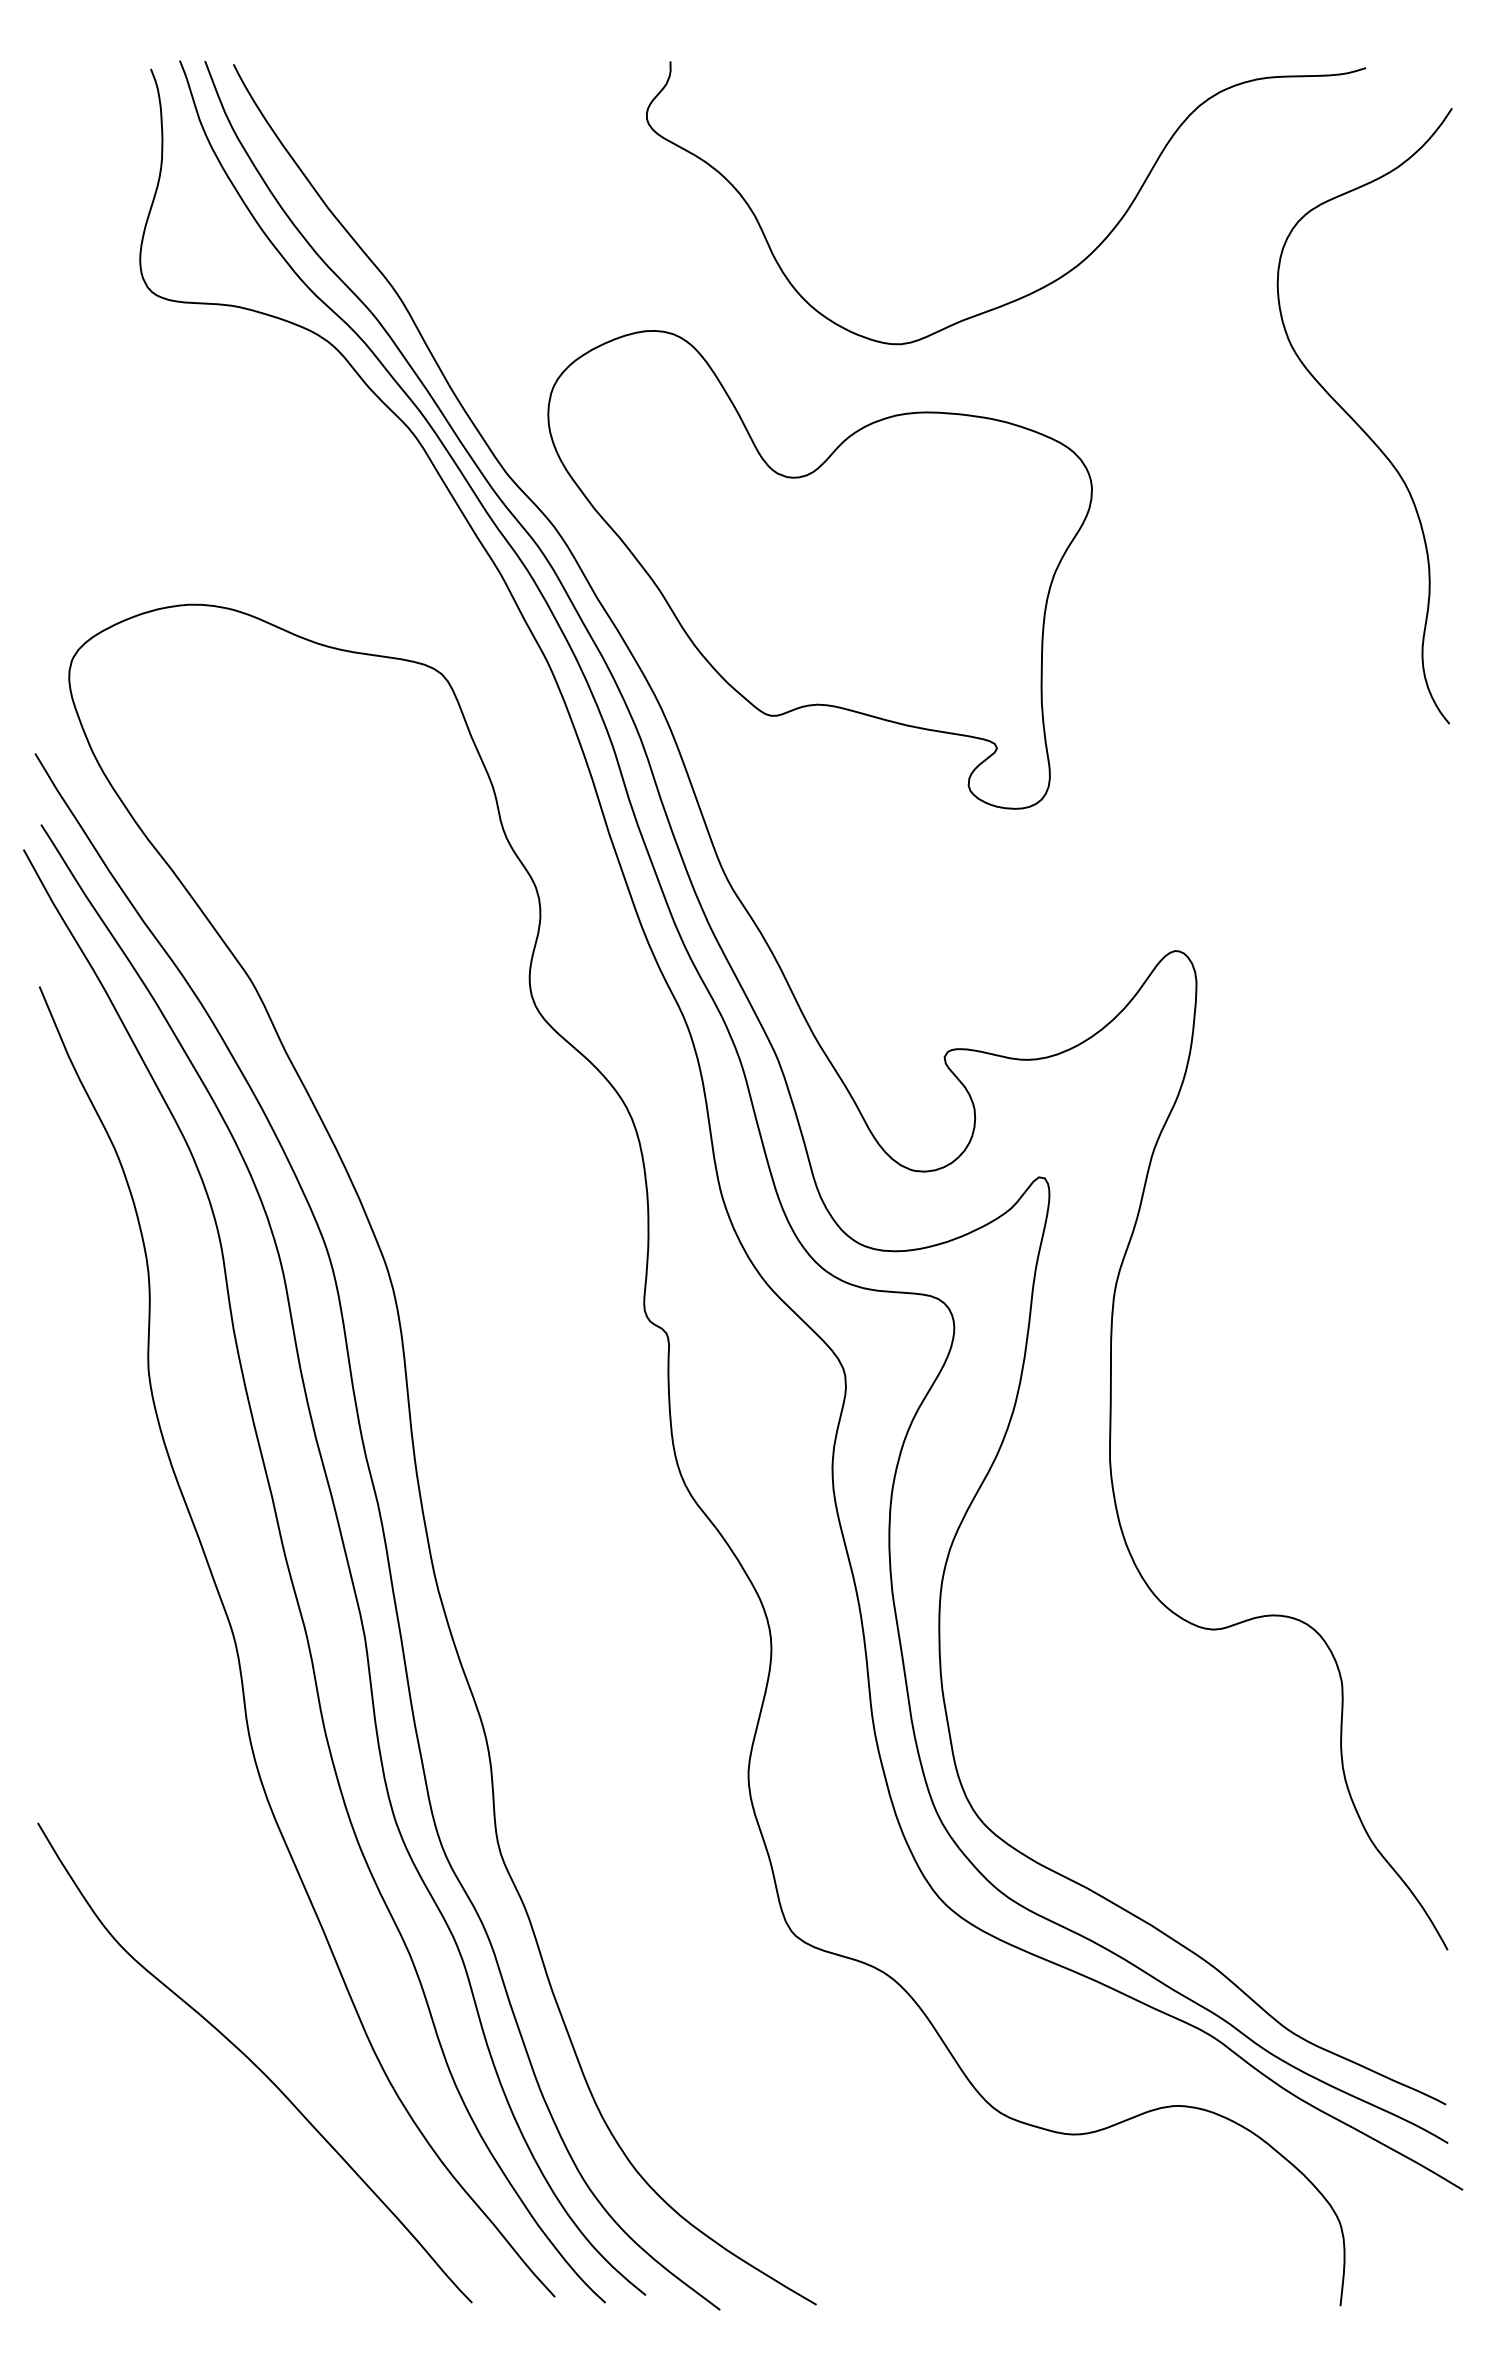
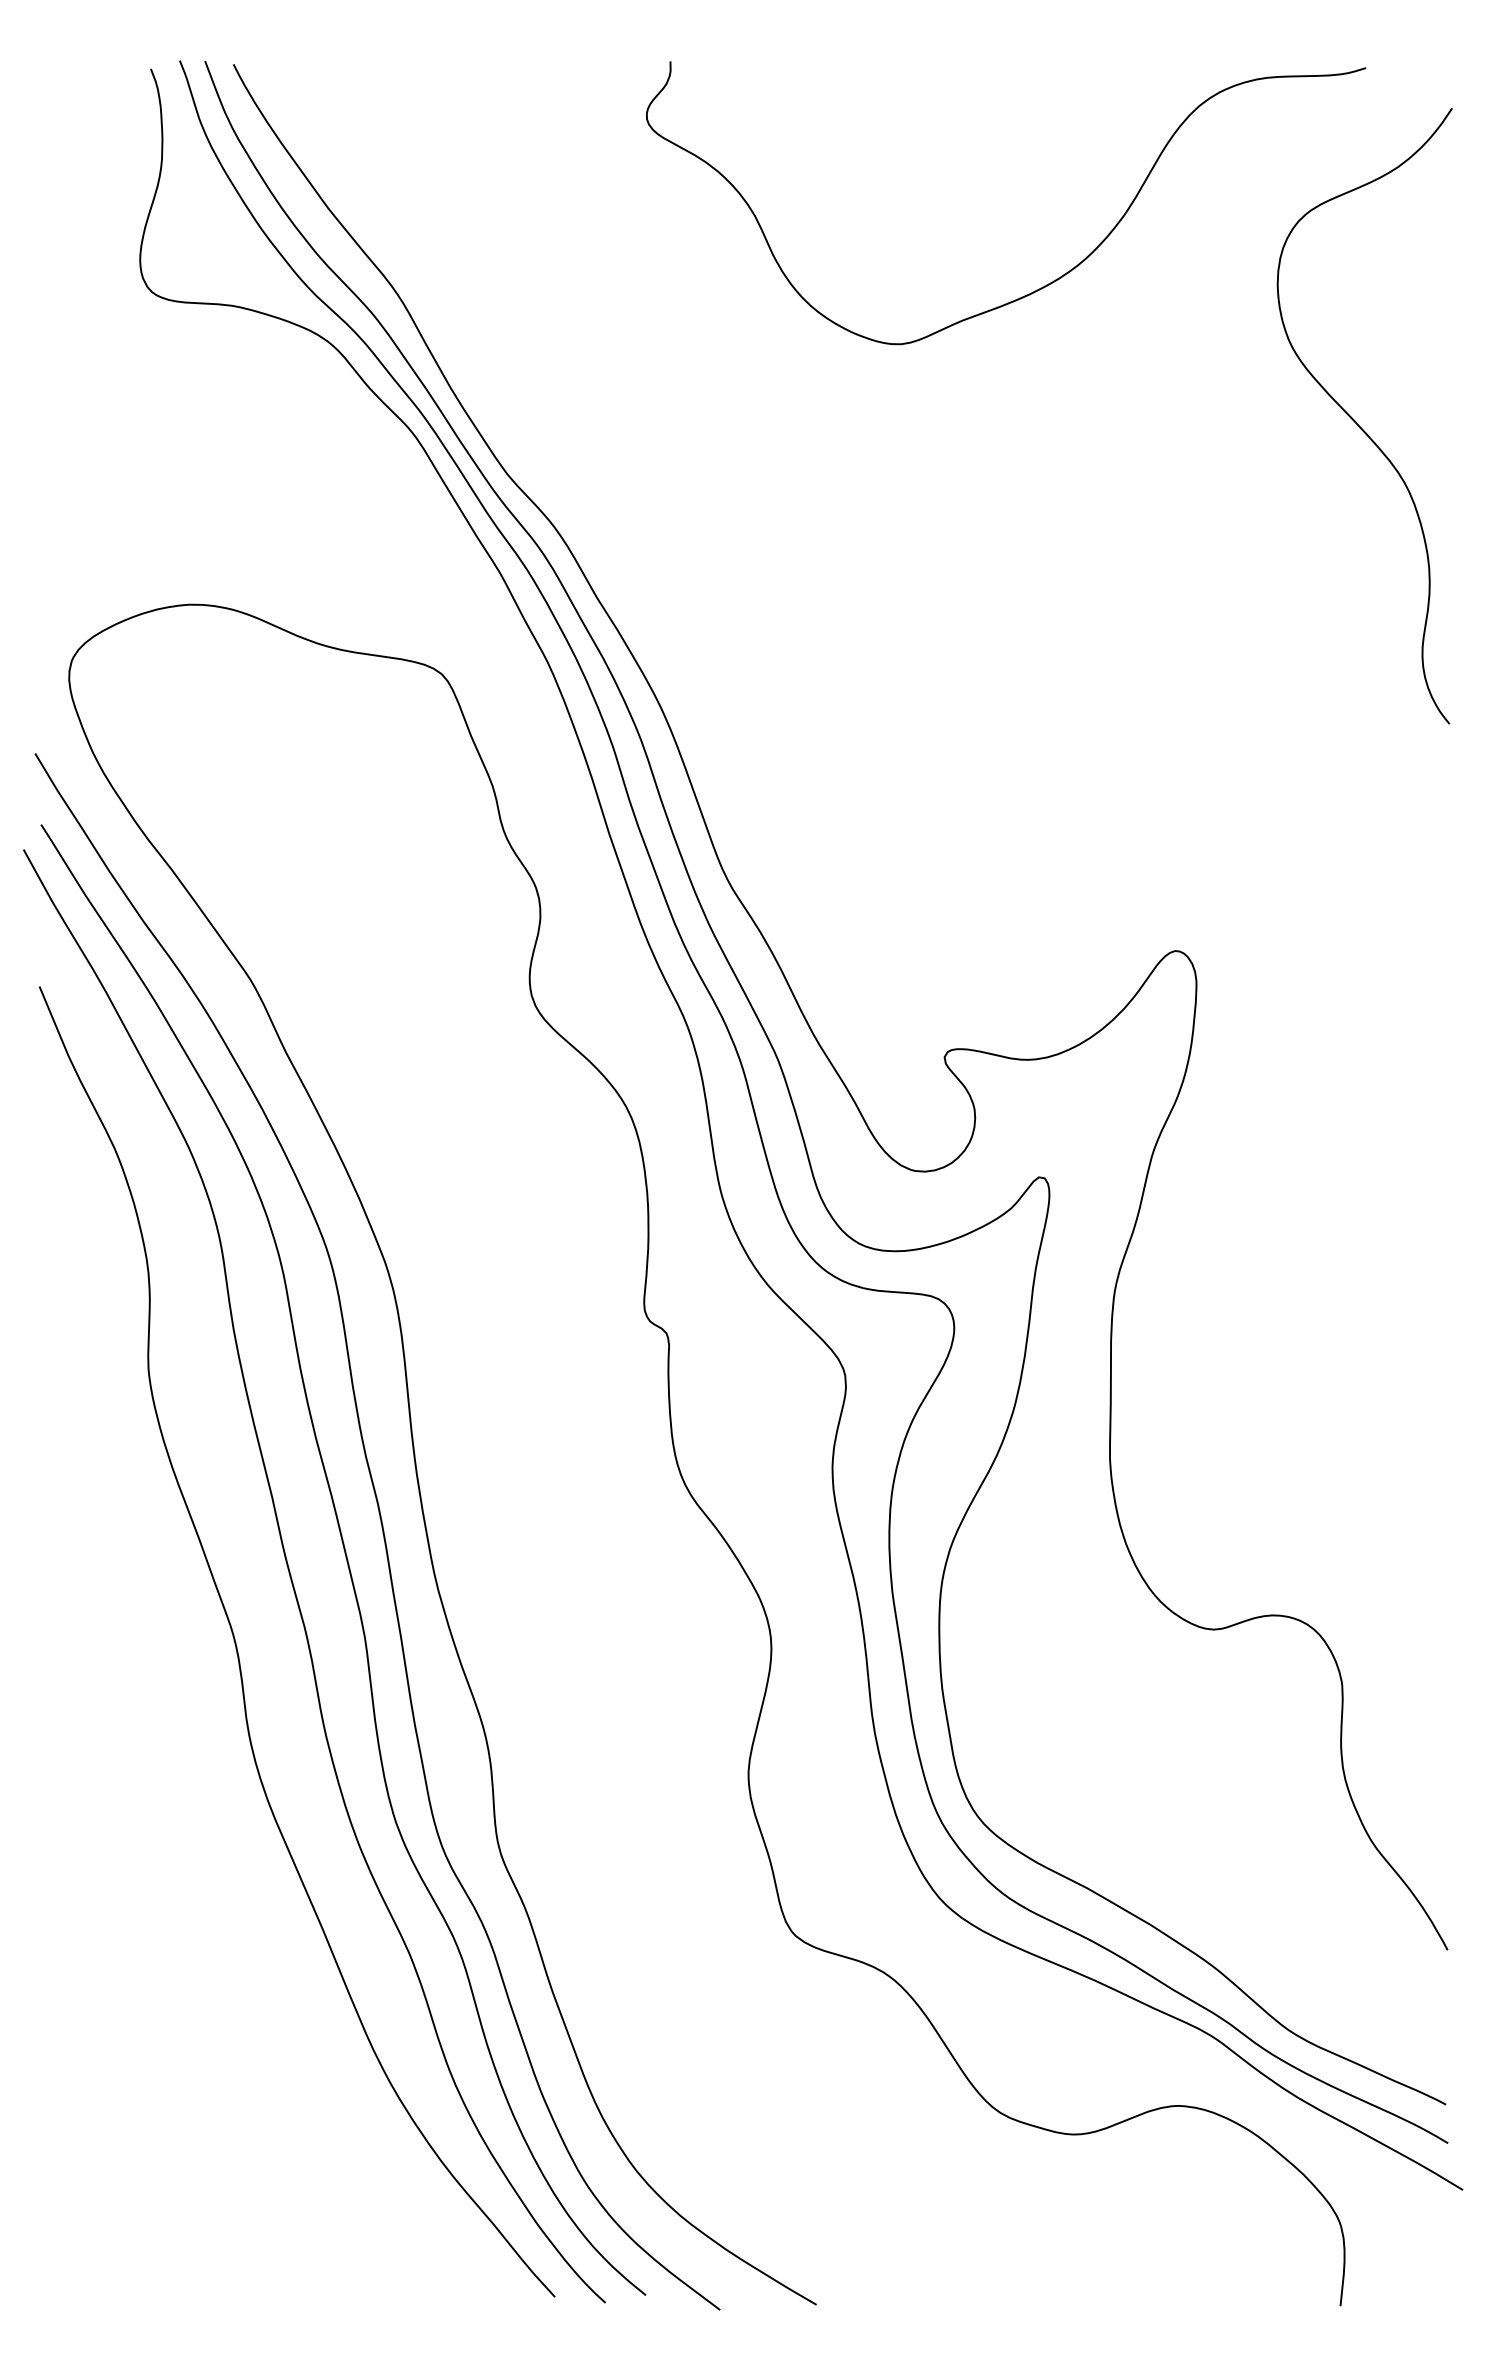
part: present -> none (819, 569)
curve: present -> none (254, 2062)
